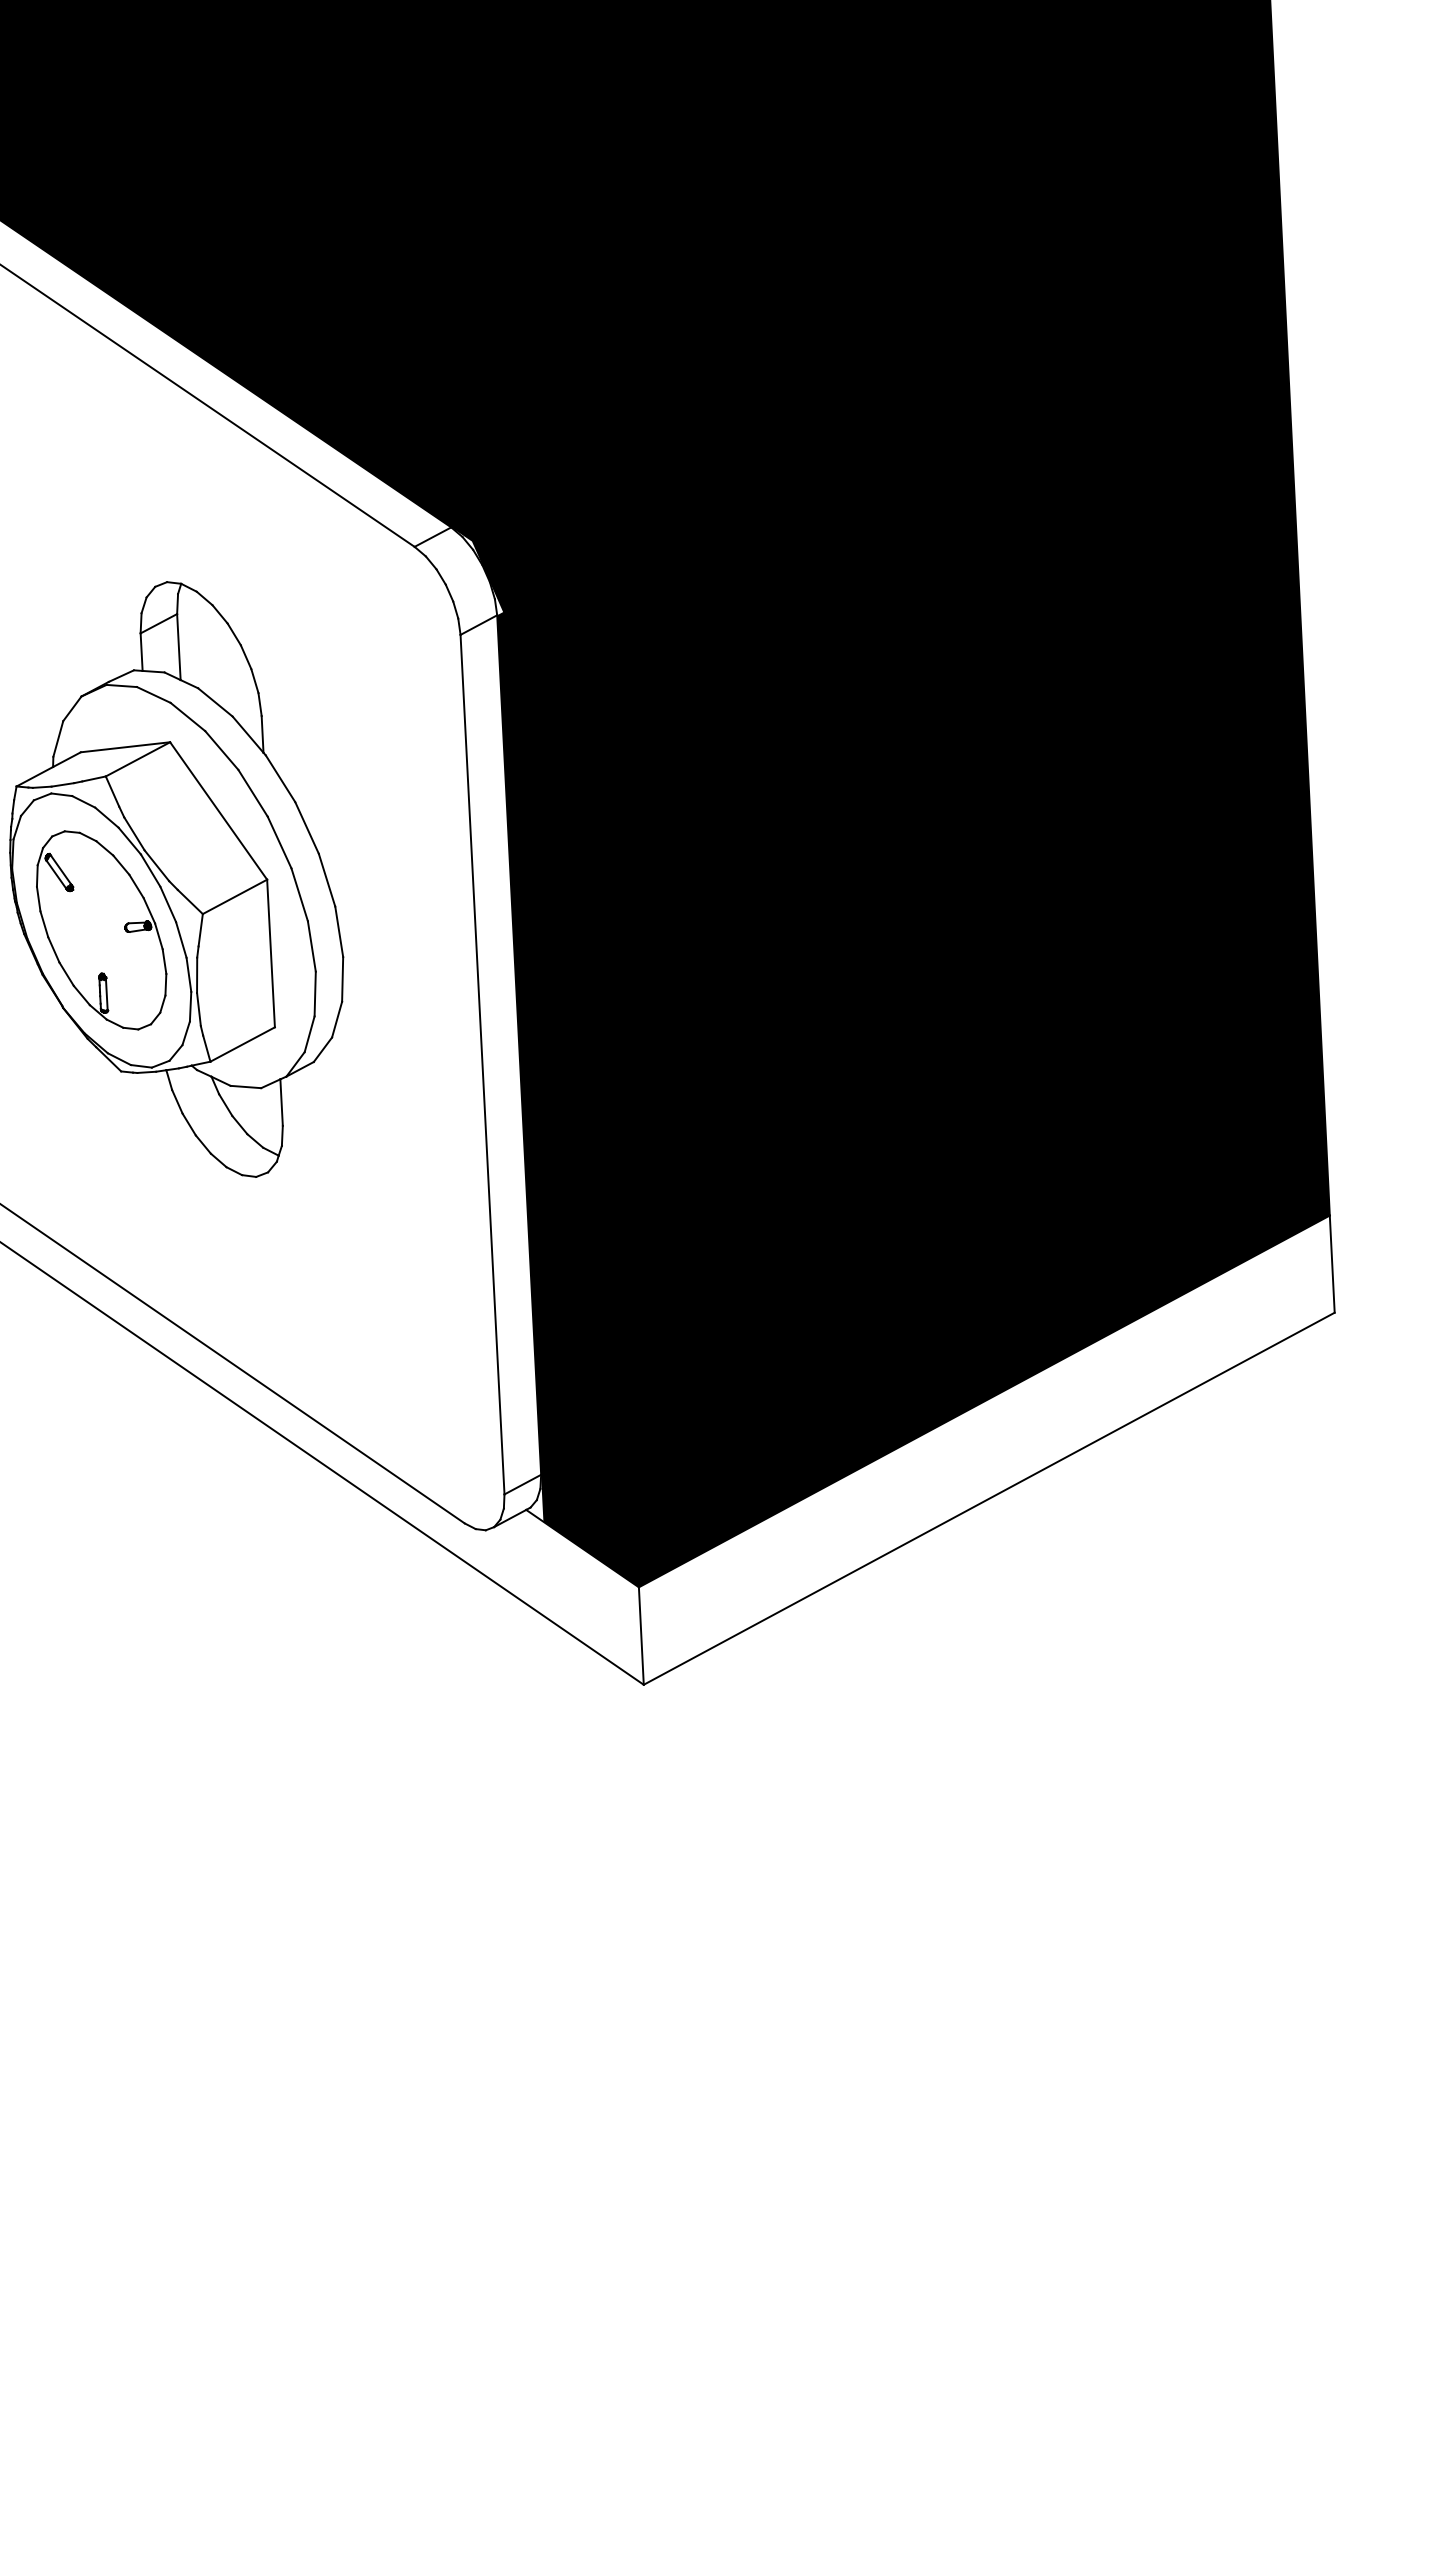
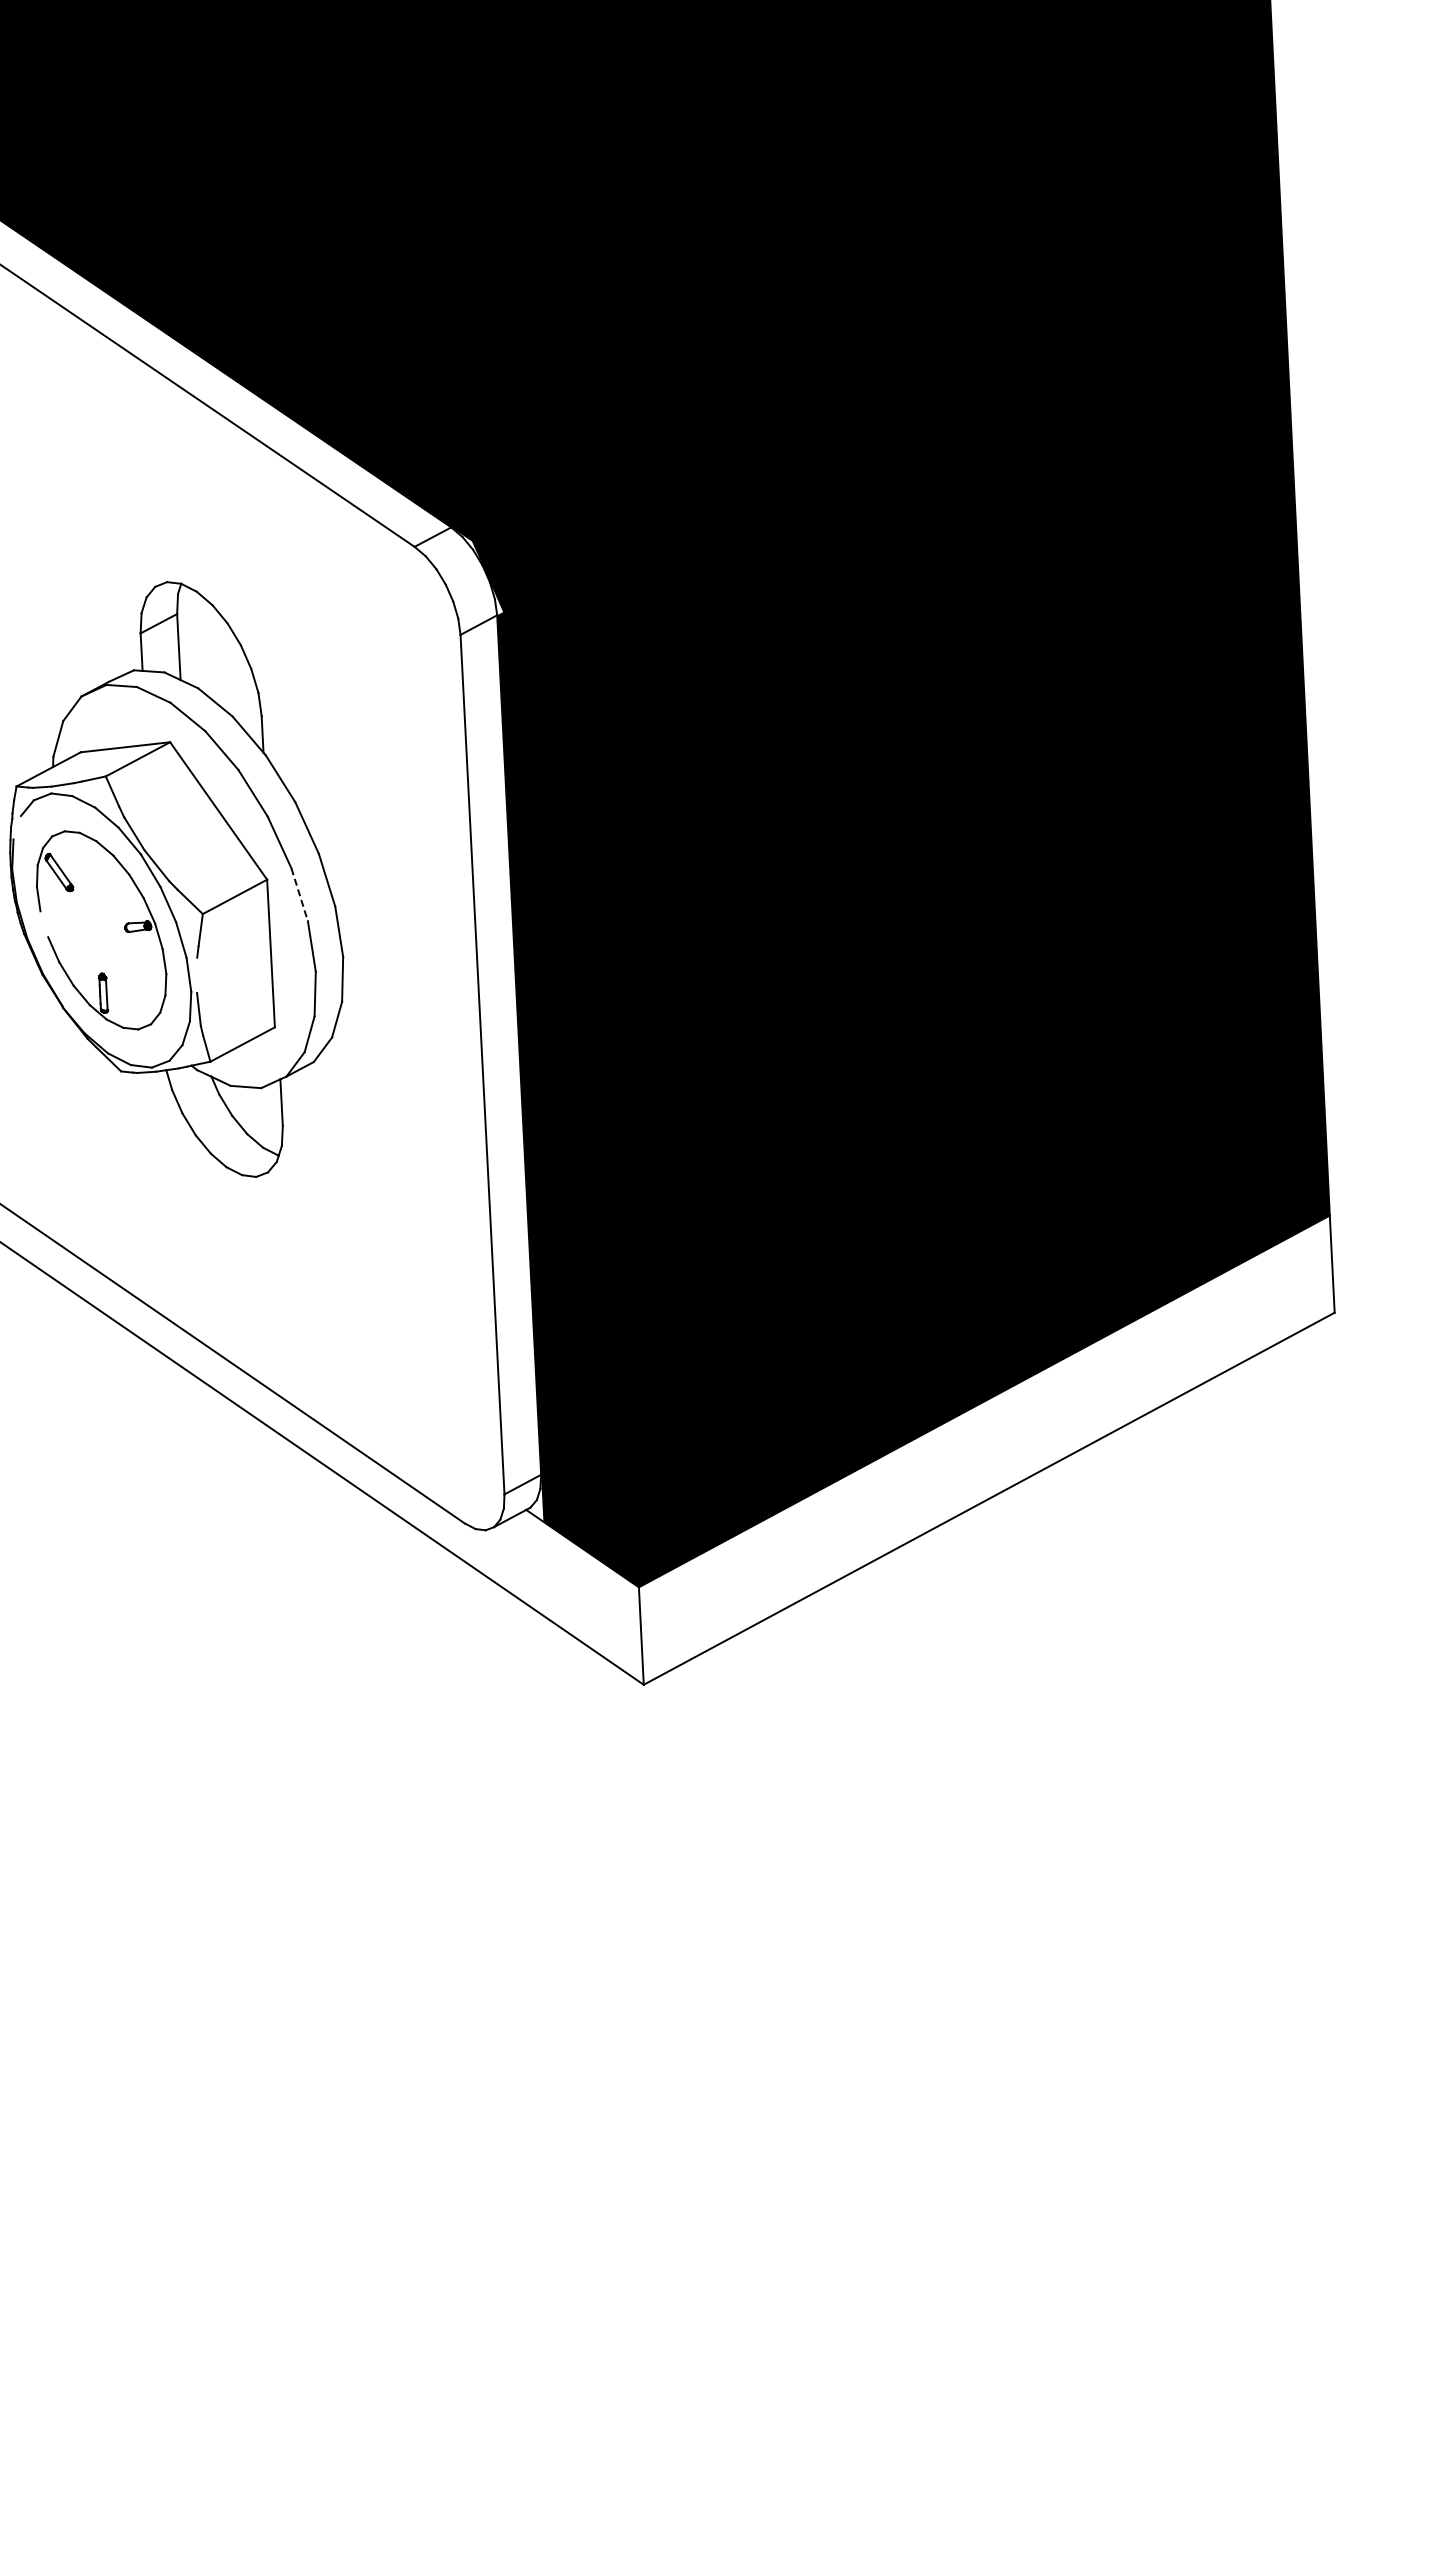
line: present -> none (16, 827)
line: solid -> dashed (299, 894)
line: present -> none (44, 924)
line: present -> none (197, 974)
